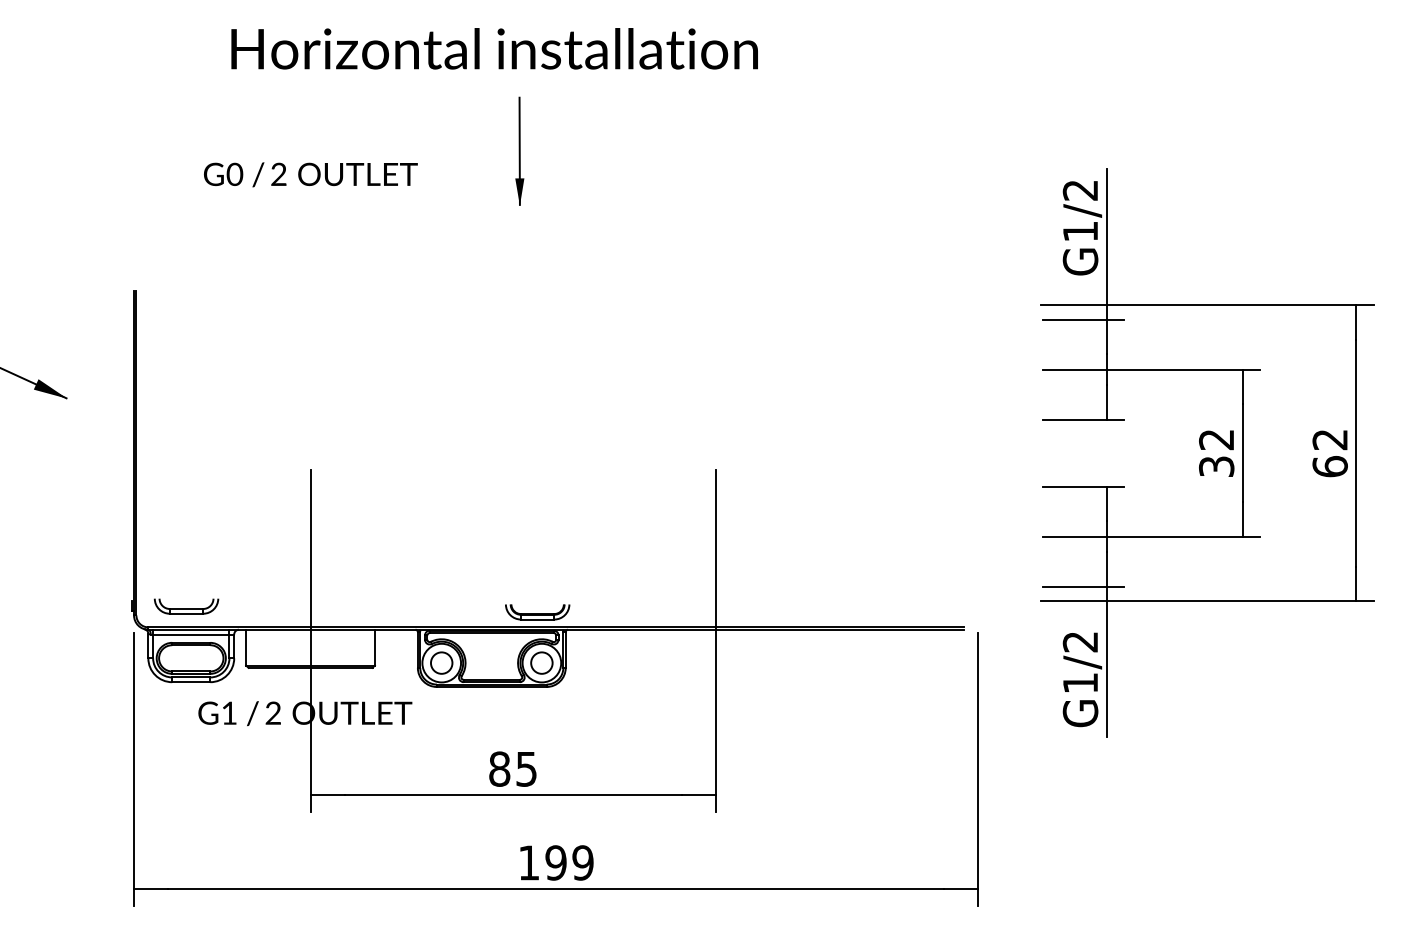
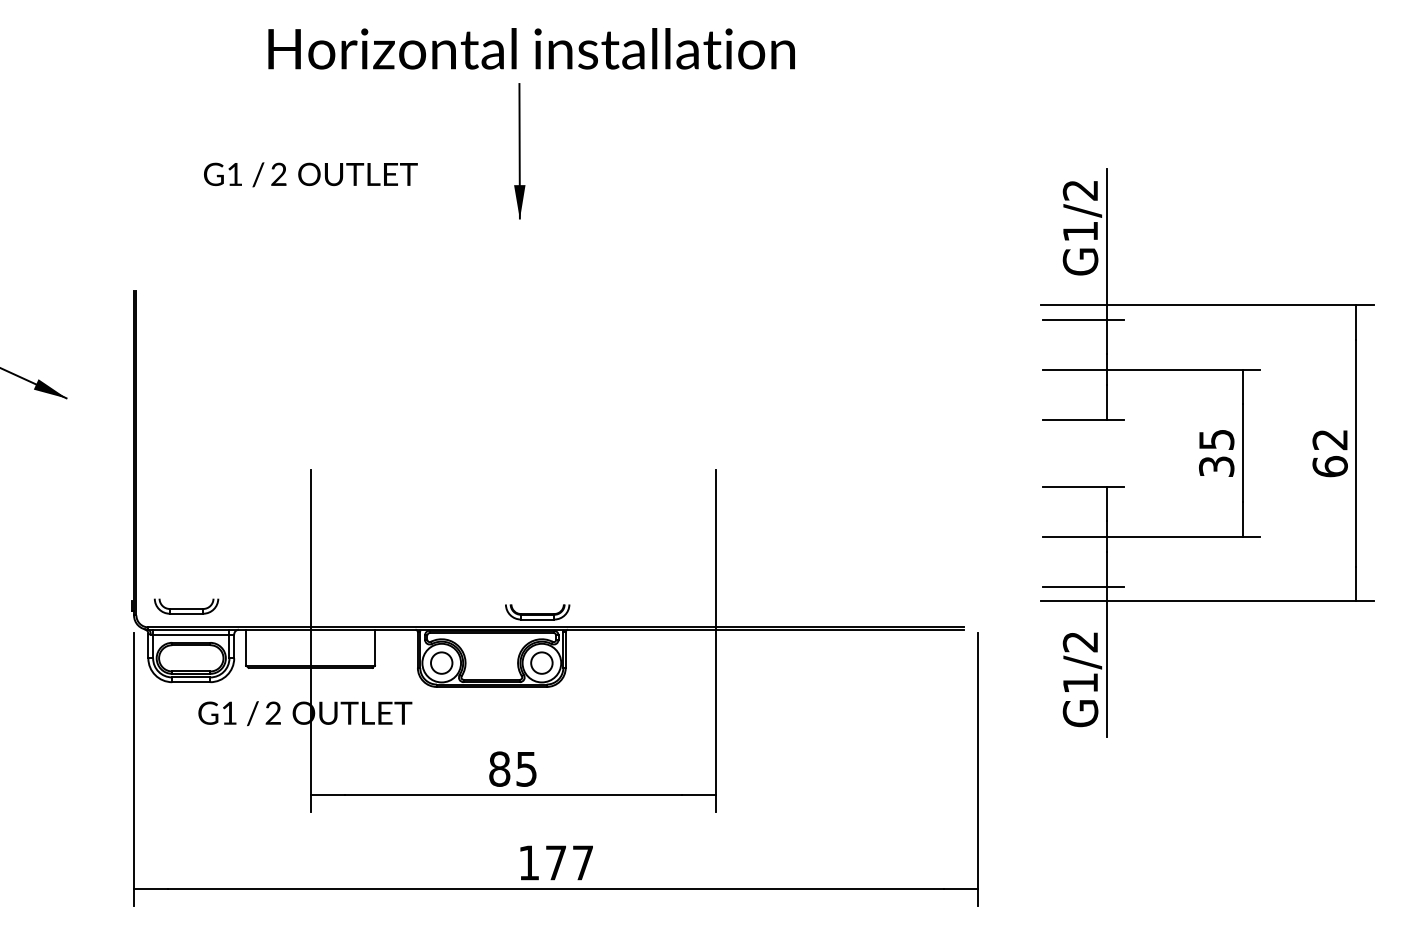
text position: (494, 48) -> (531, 48) (531, 48)
part size: 10x110 px -> 12x137 px (519, 151)
text: G0 -> G1 (234, 173)
text: 32 -> 35 (1216, 440)
text: 199 -> 177 (569, 862)
